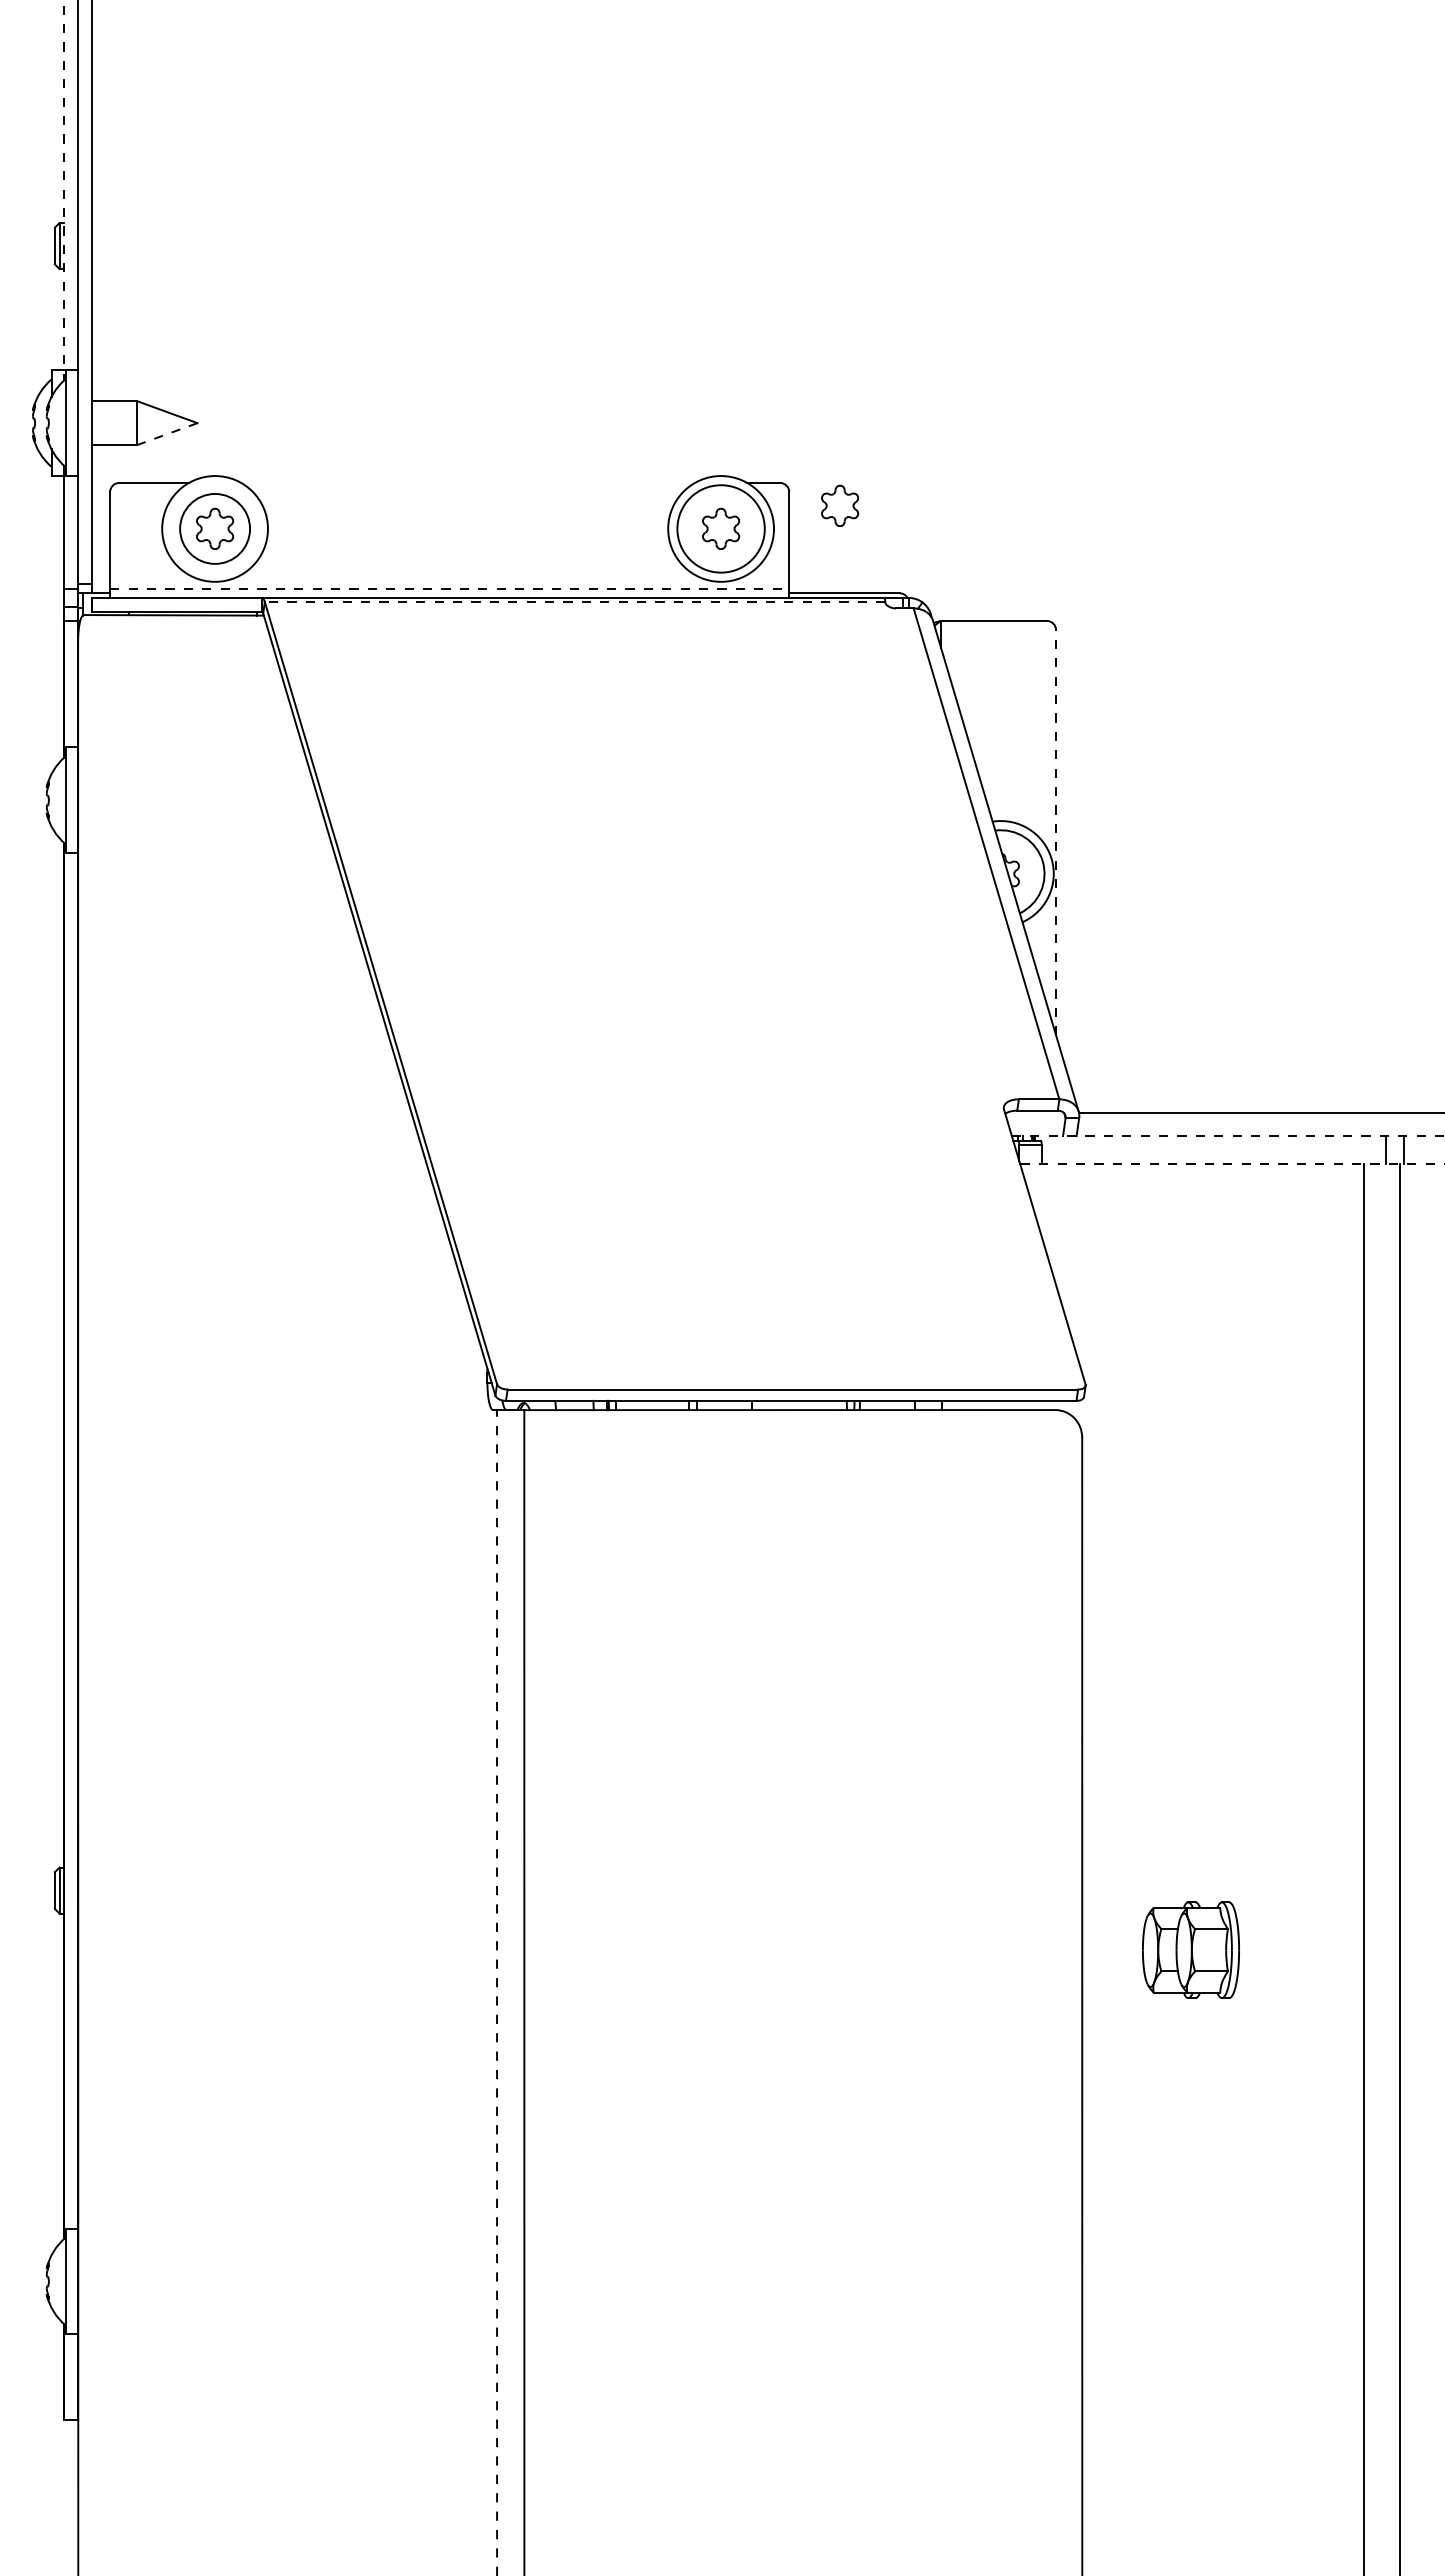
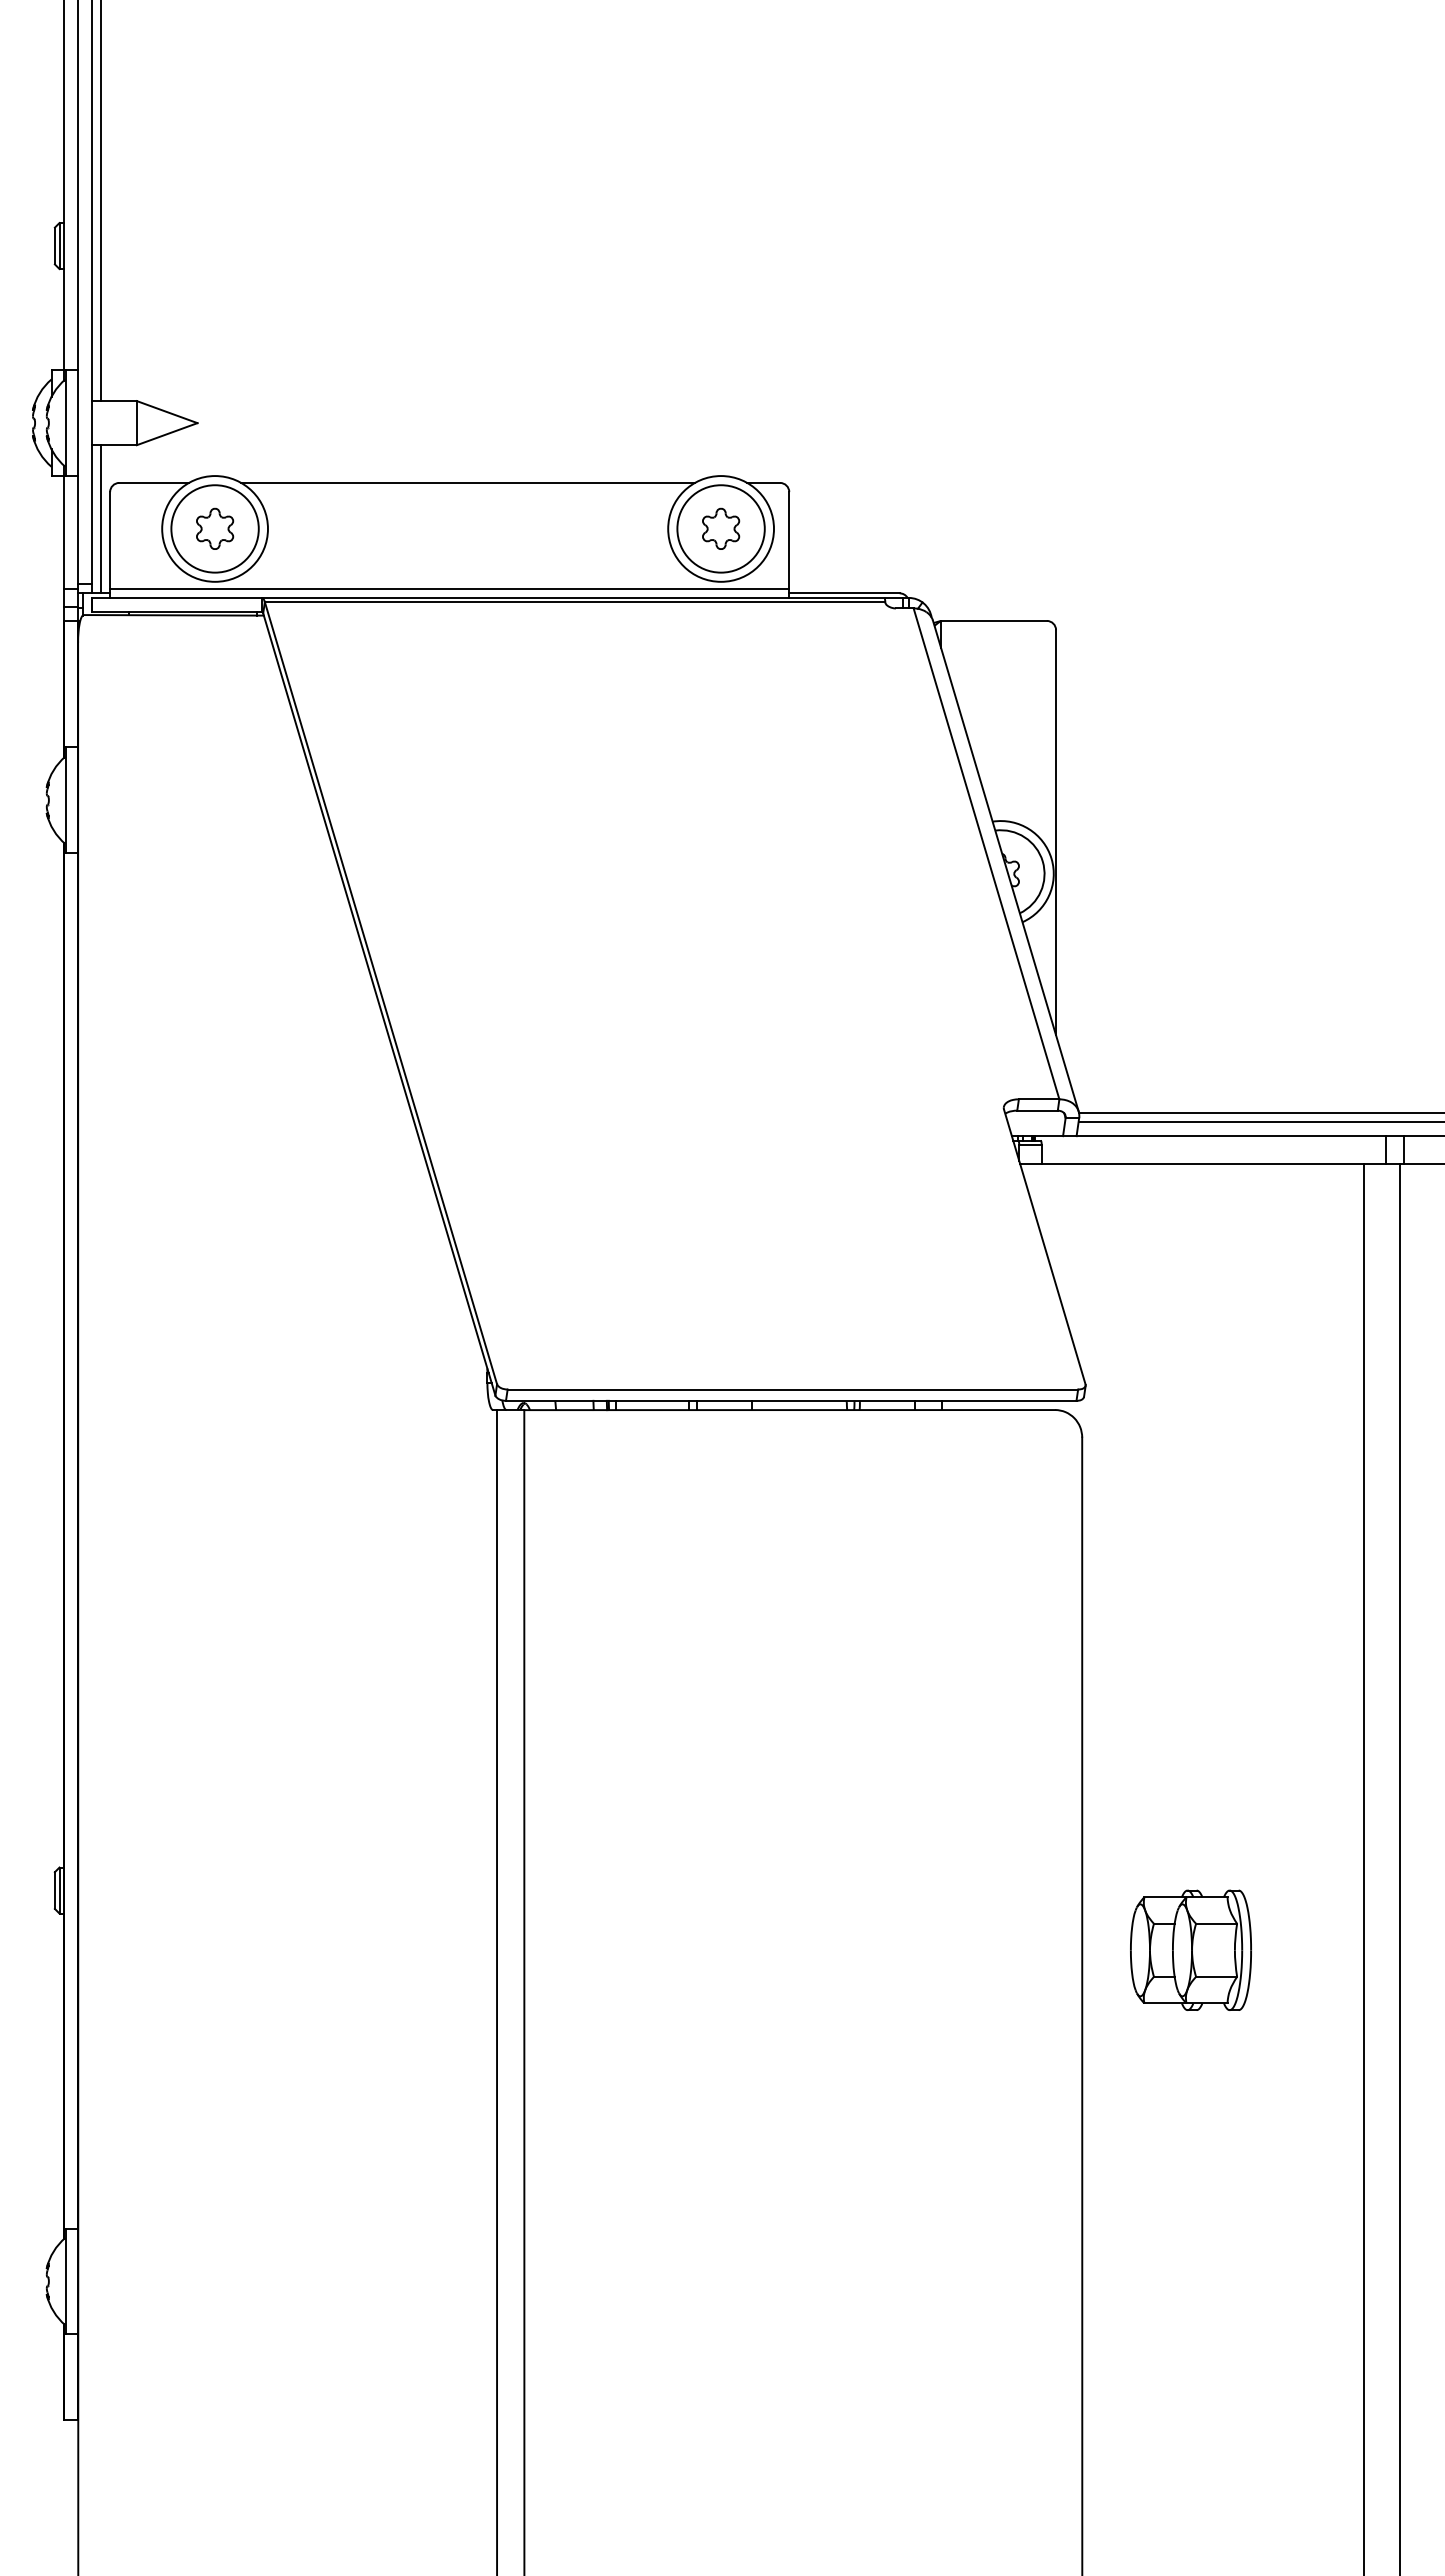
line: dashed -> solid (64, 190)
line: none -> present (100, 201)
line: dashed -> solid (166, 434)
line: none -> present (468, 482)
part: present -> none (840, 505)
line: none -> present (100, 519)
circle diameter: 70 px -> 87 px (214, 528)
line: dashed -> solid (449, 588)
line: dashed -> solid (574, 602)
line: dashed -> solid (1056, 832)
line: none -> present (1259, 1122)
line: dashed -> solid (1228, 1136)
line: dashed -> solid (1232, 1163)
part size: 98x98 px -> 122x122 px (1190, 1949)
line: dashed -> solid (497, 1992)
